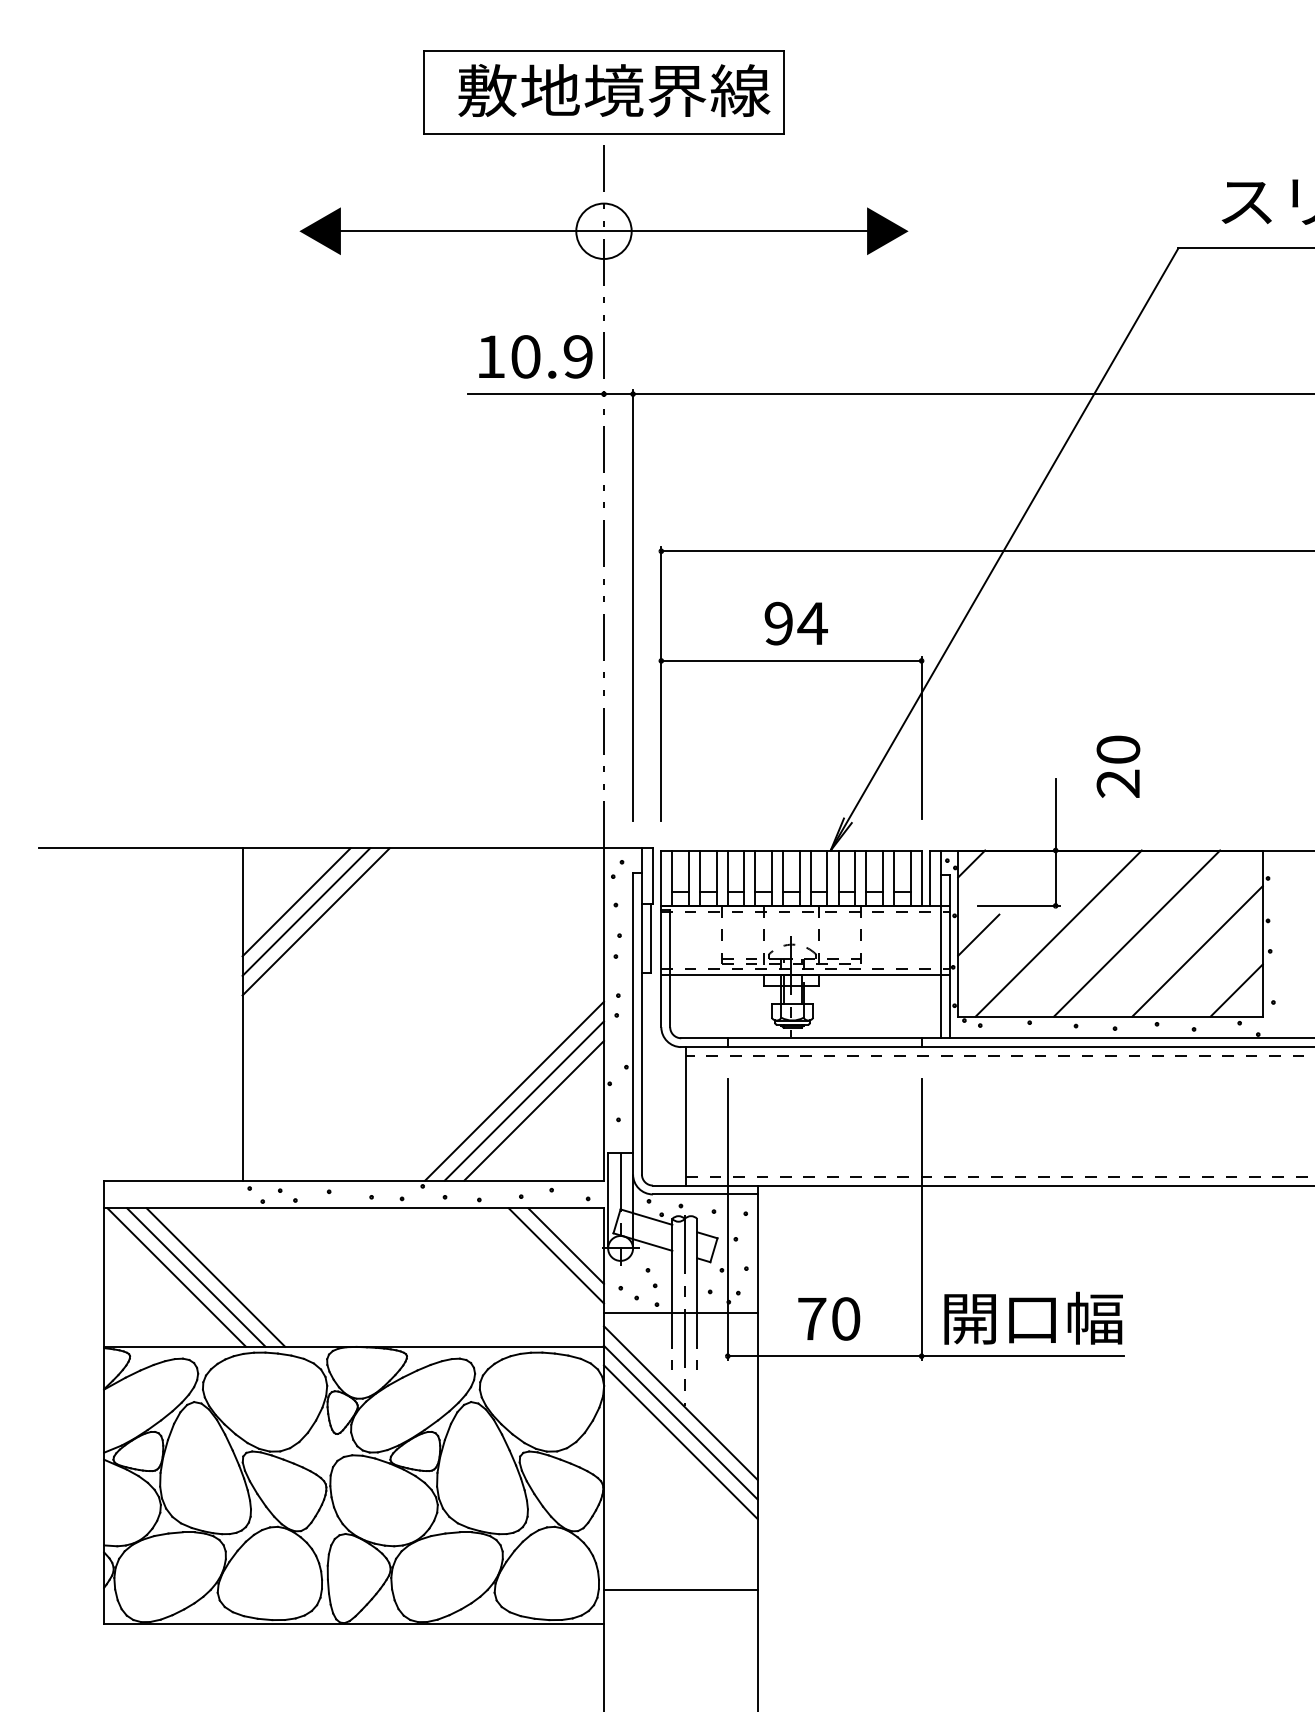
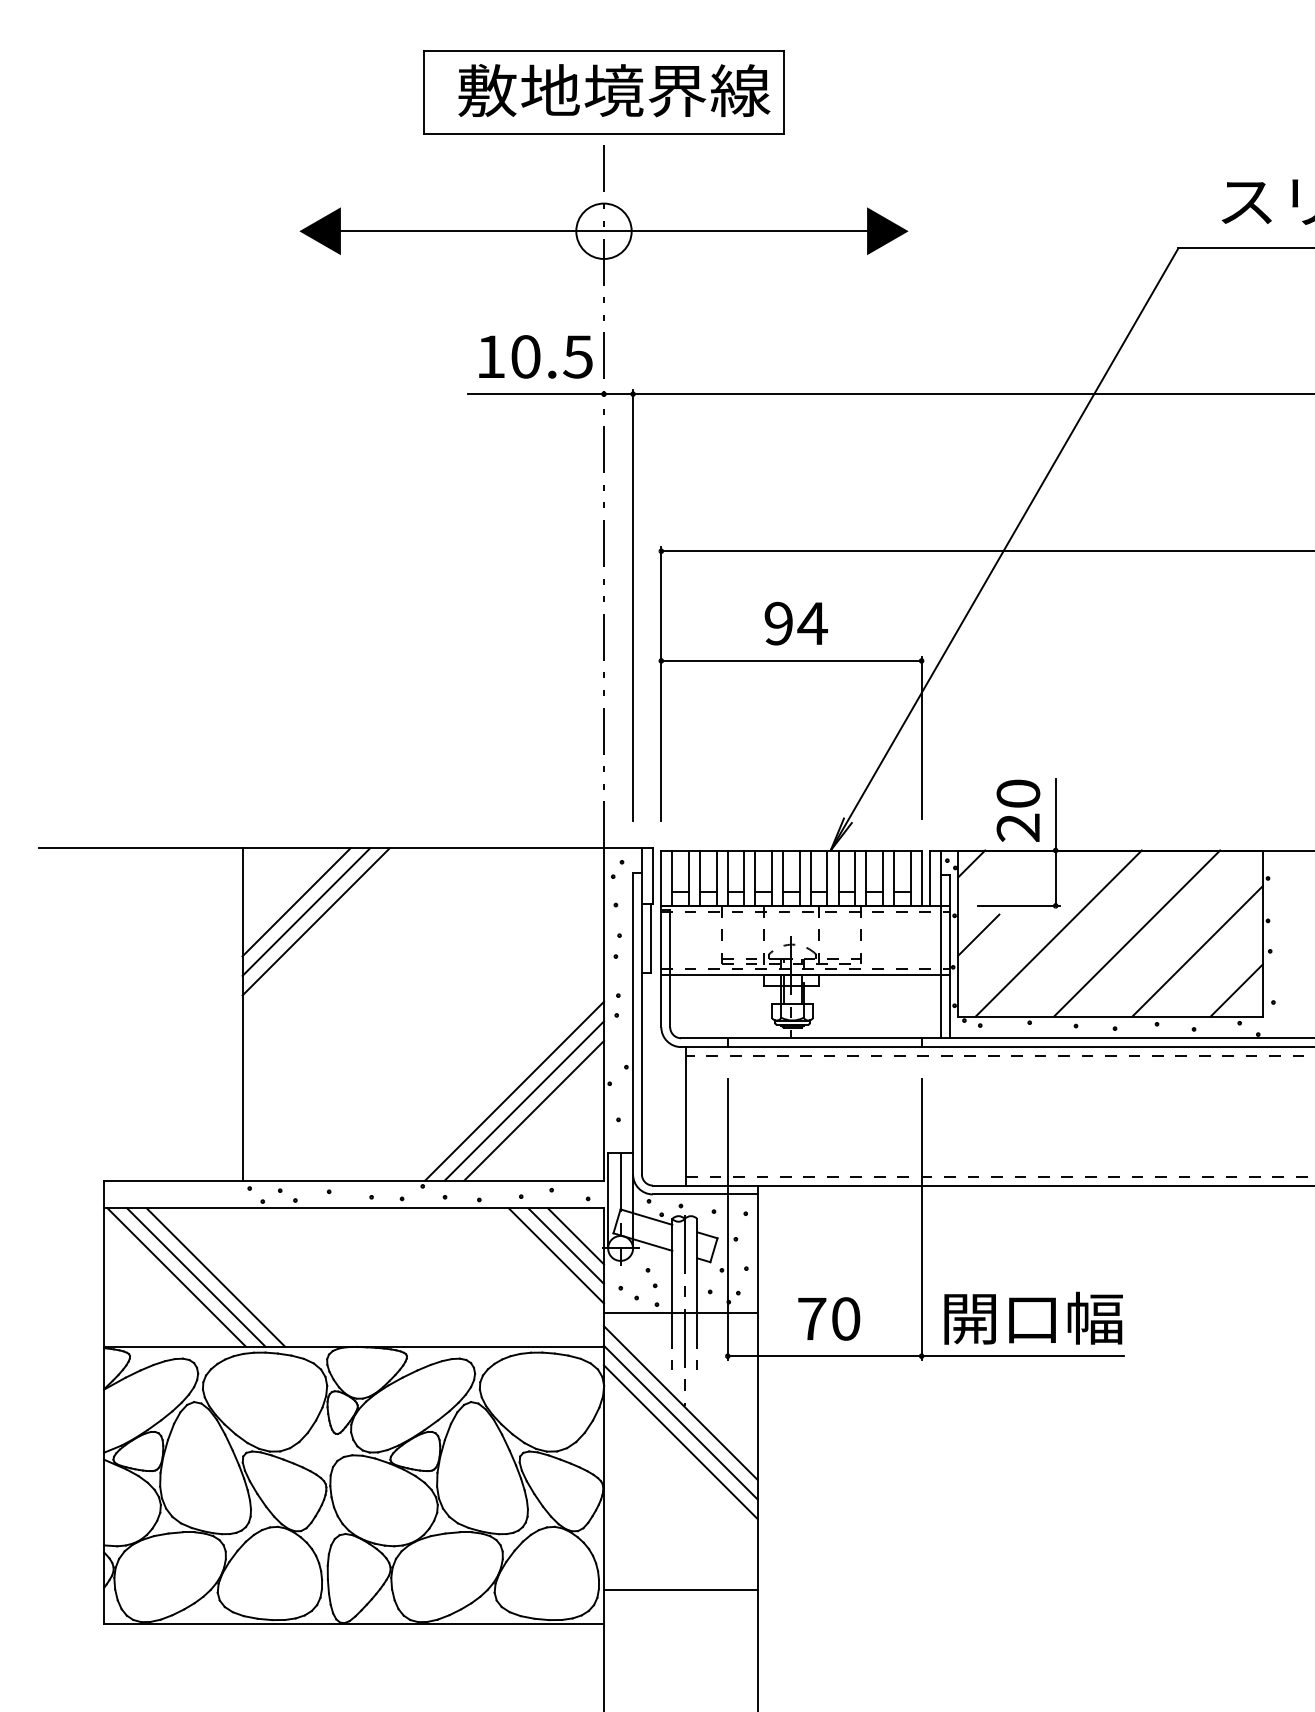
text: 10.9 -> 10.5 (577, 356)
text position: (1118, 766) -> (1018, 810) (1018, 810)
line: none -> present (575, 1236)
